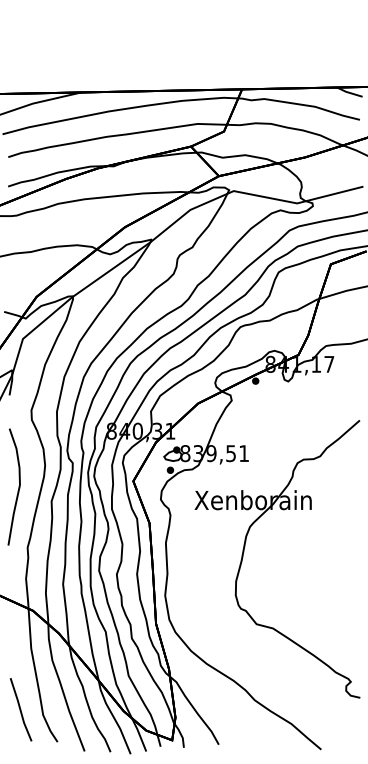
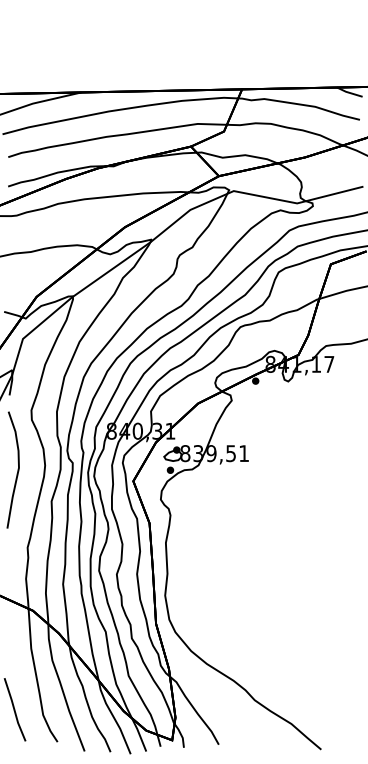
curve position: (18, 486) -> (17, 469) (17, 469)
part: present -> none (244, 552)
line position: (20, 709) -> (14, 709) (14, 709)
